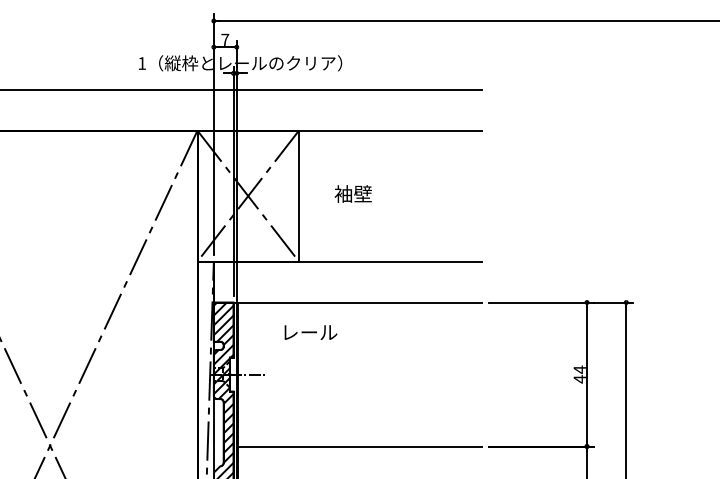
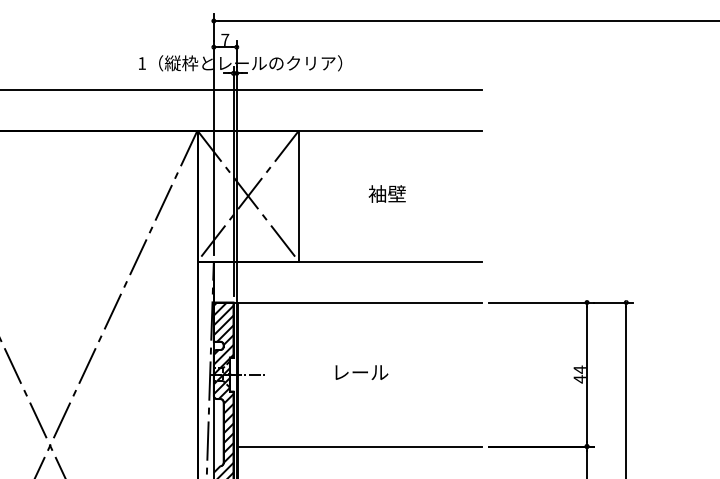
text position: (352, 193) -> (386, 193) (386, 193)
text position: (310, 332) -> (361, 372) (361, 372)
